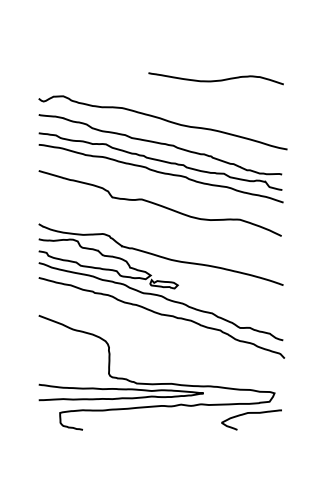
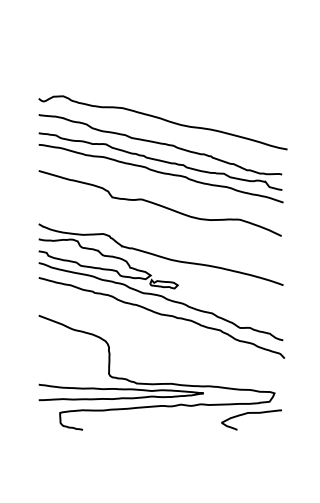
curve: present -> none (215, 80)
